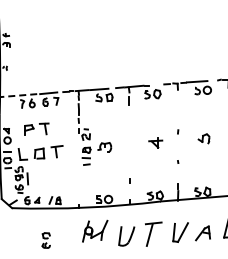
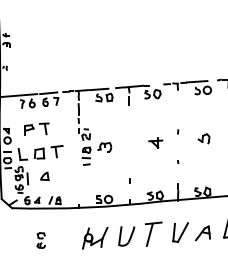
line: dashed -> solid (18, 95)
part: none -> present (44, 175)
part position: (95, 230) -> (95, 237) (95, 237)
part position: (45, 240) -> (40, 240) (40, 240)
